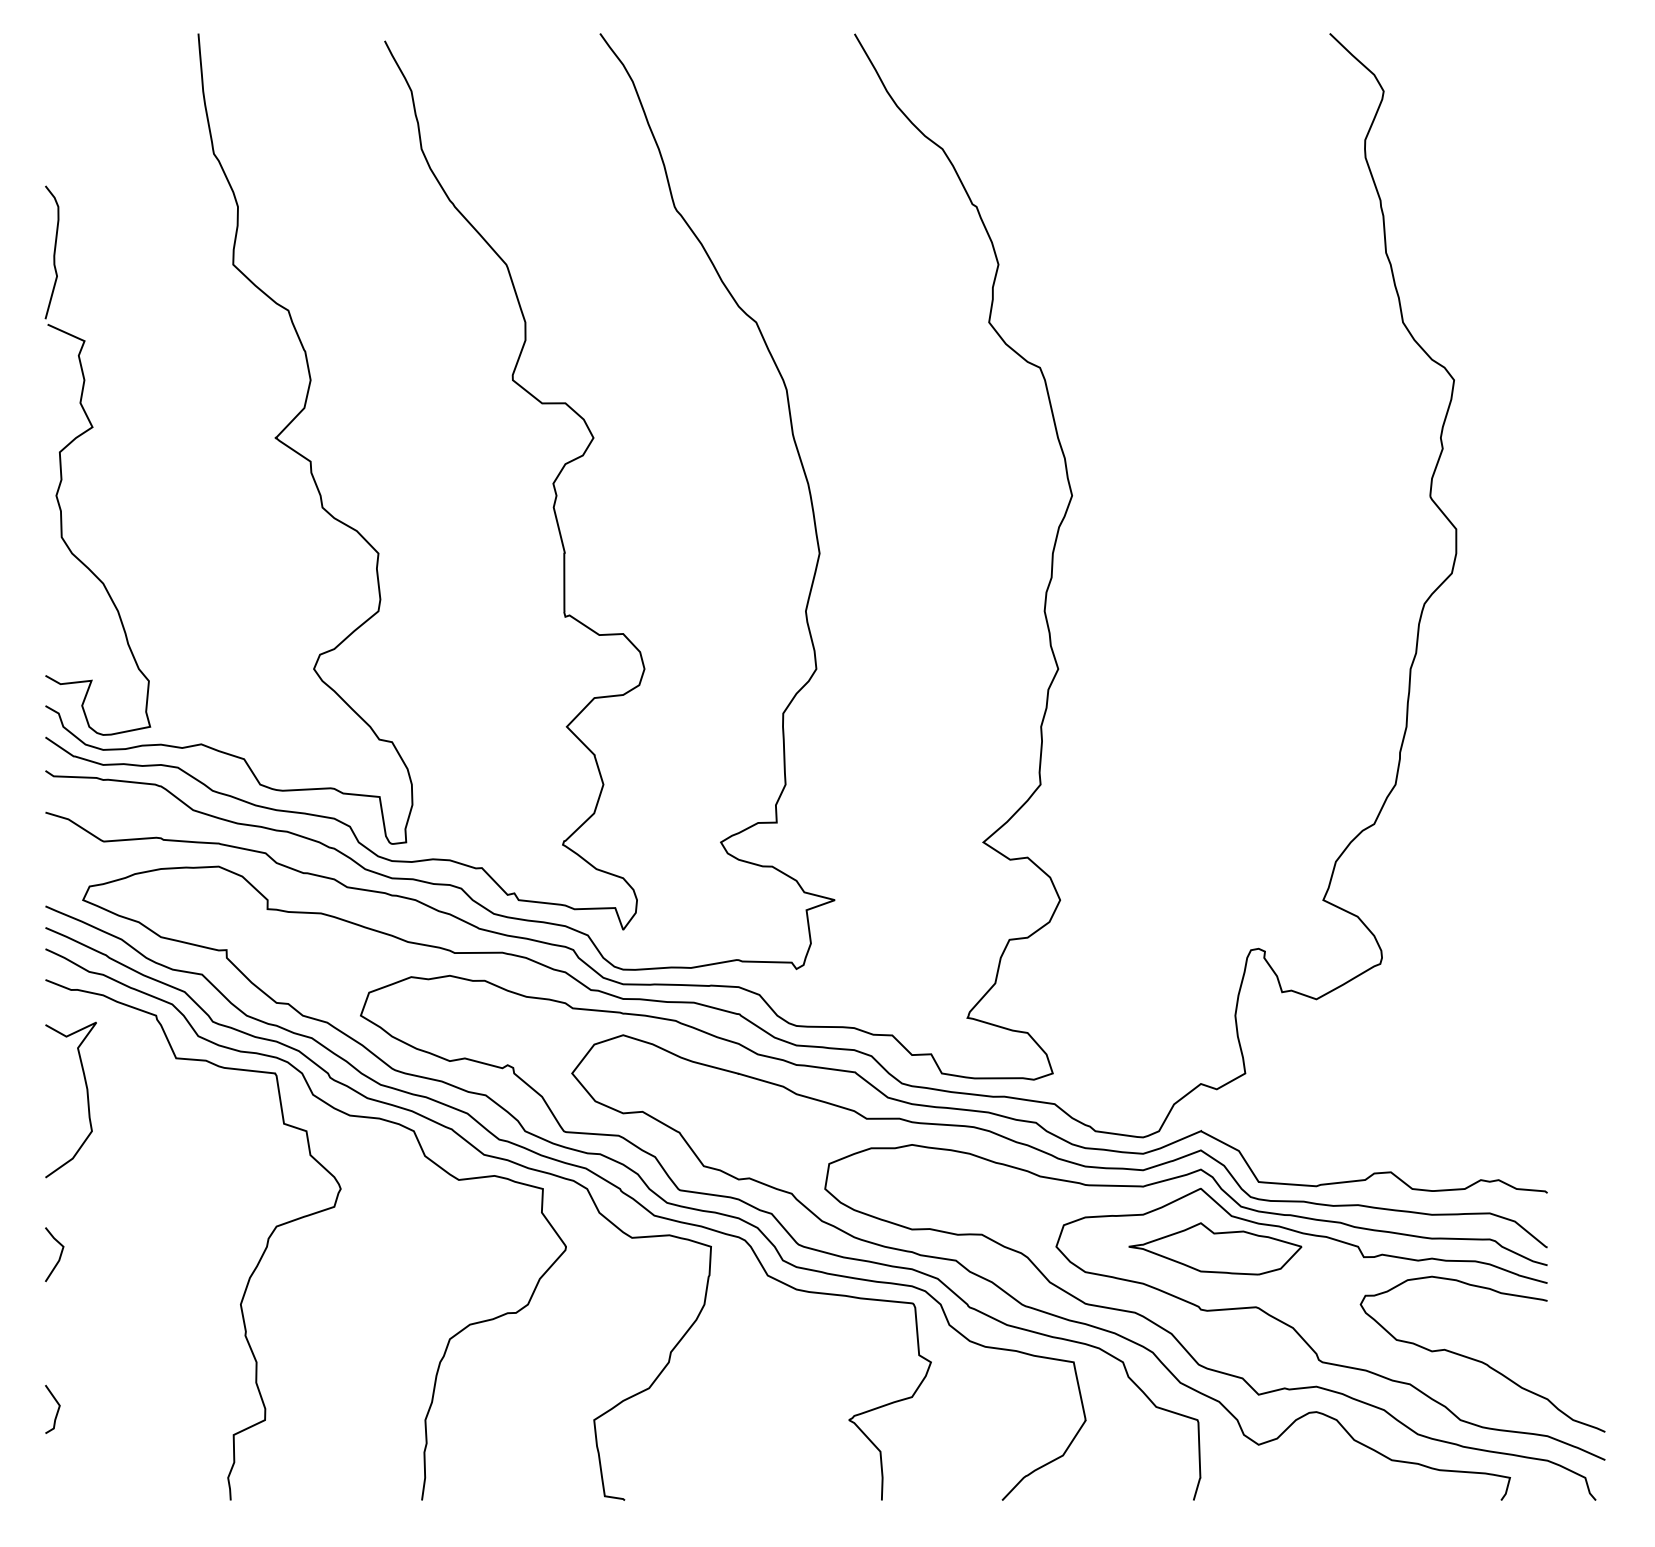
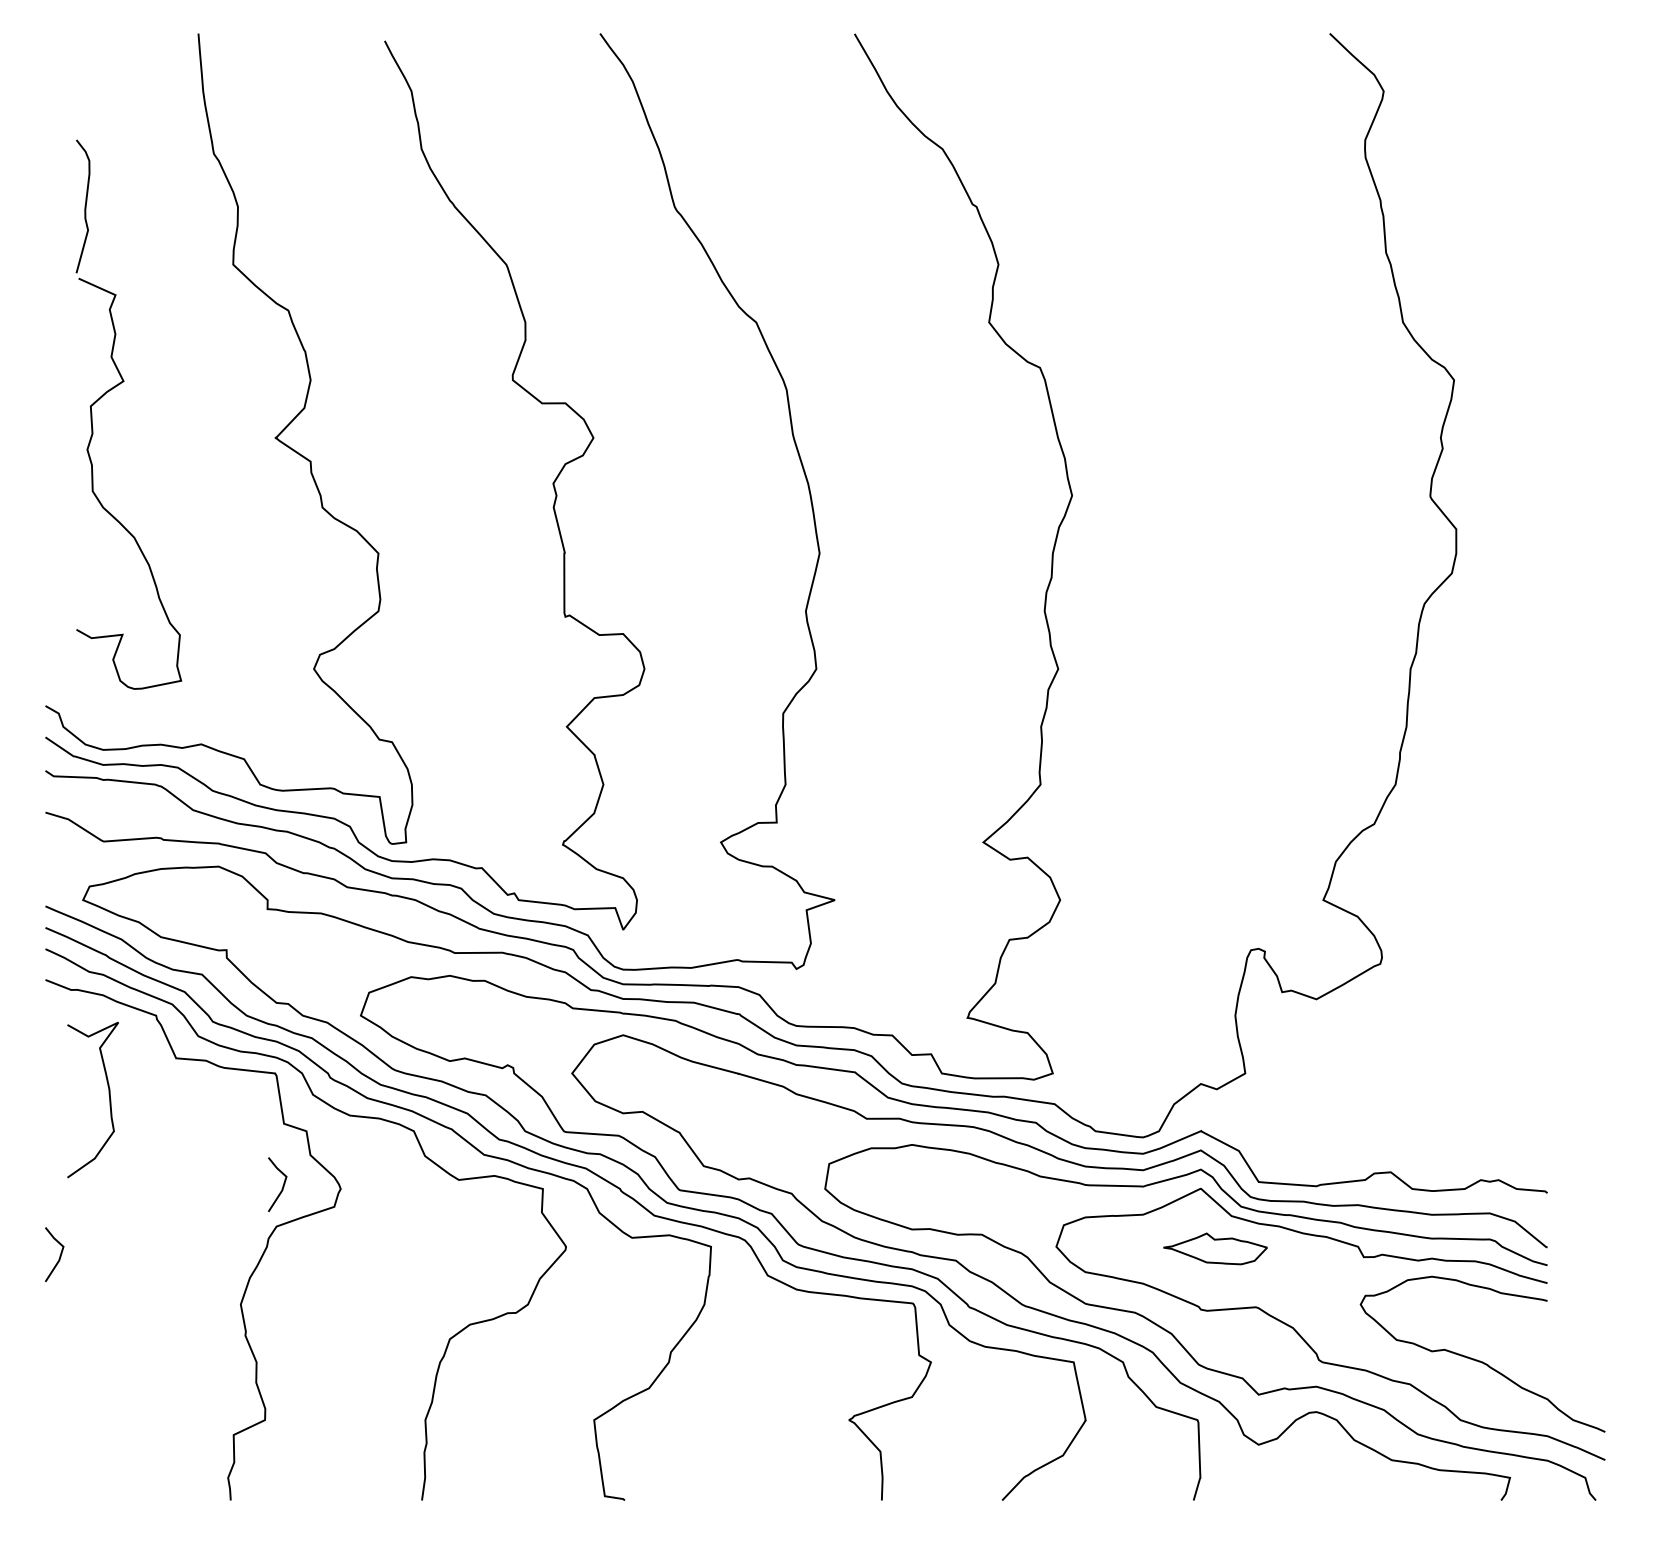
part position: (80, 436) -> (111, 390) (111, 390)
curve position: (86, 1094) -> (108, 1094) (108, 1094)
line: none -> present (282, 1185)
part size: 175x54 px -> 105x34 px (1215, 1248)
line: present -> none (57, 1409)
